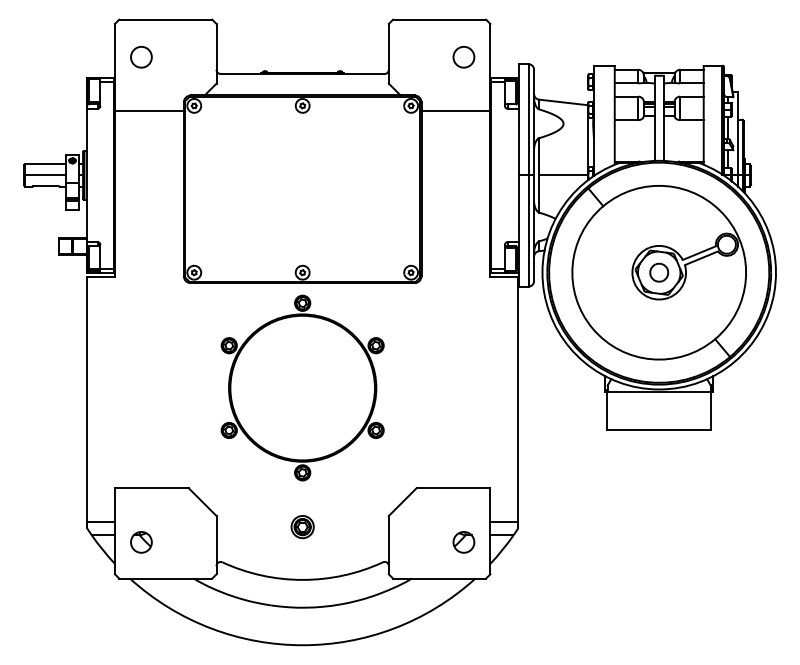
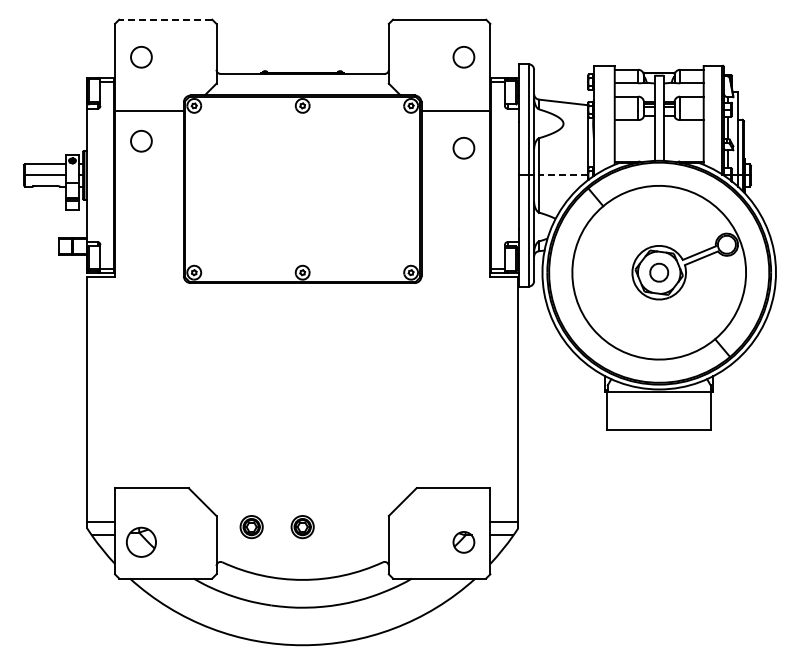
line: solid -> dashed (165, 19)
circle: none -> present (141, 141)
circle: none -> present (463, 148)
line: solid -> dashed (562, 175)
part: present -> none (302, 387)
part: none -> present (251, 527)
part size: 23x23 px -> 31x32 px (141, 541)
